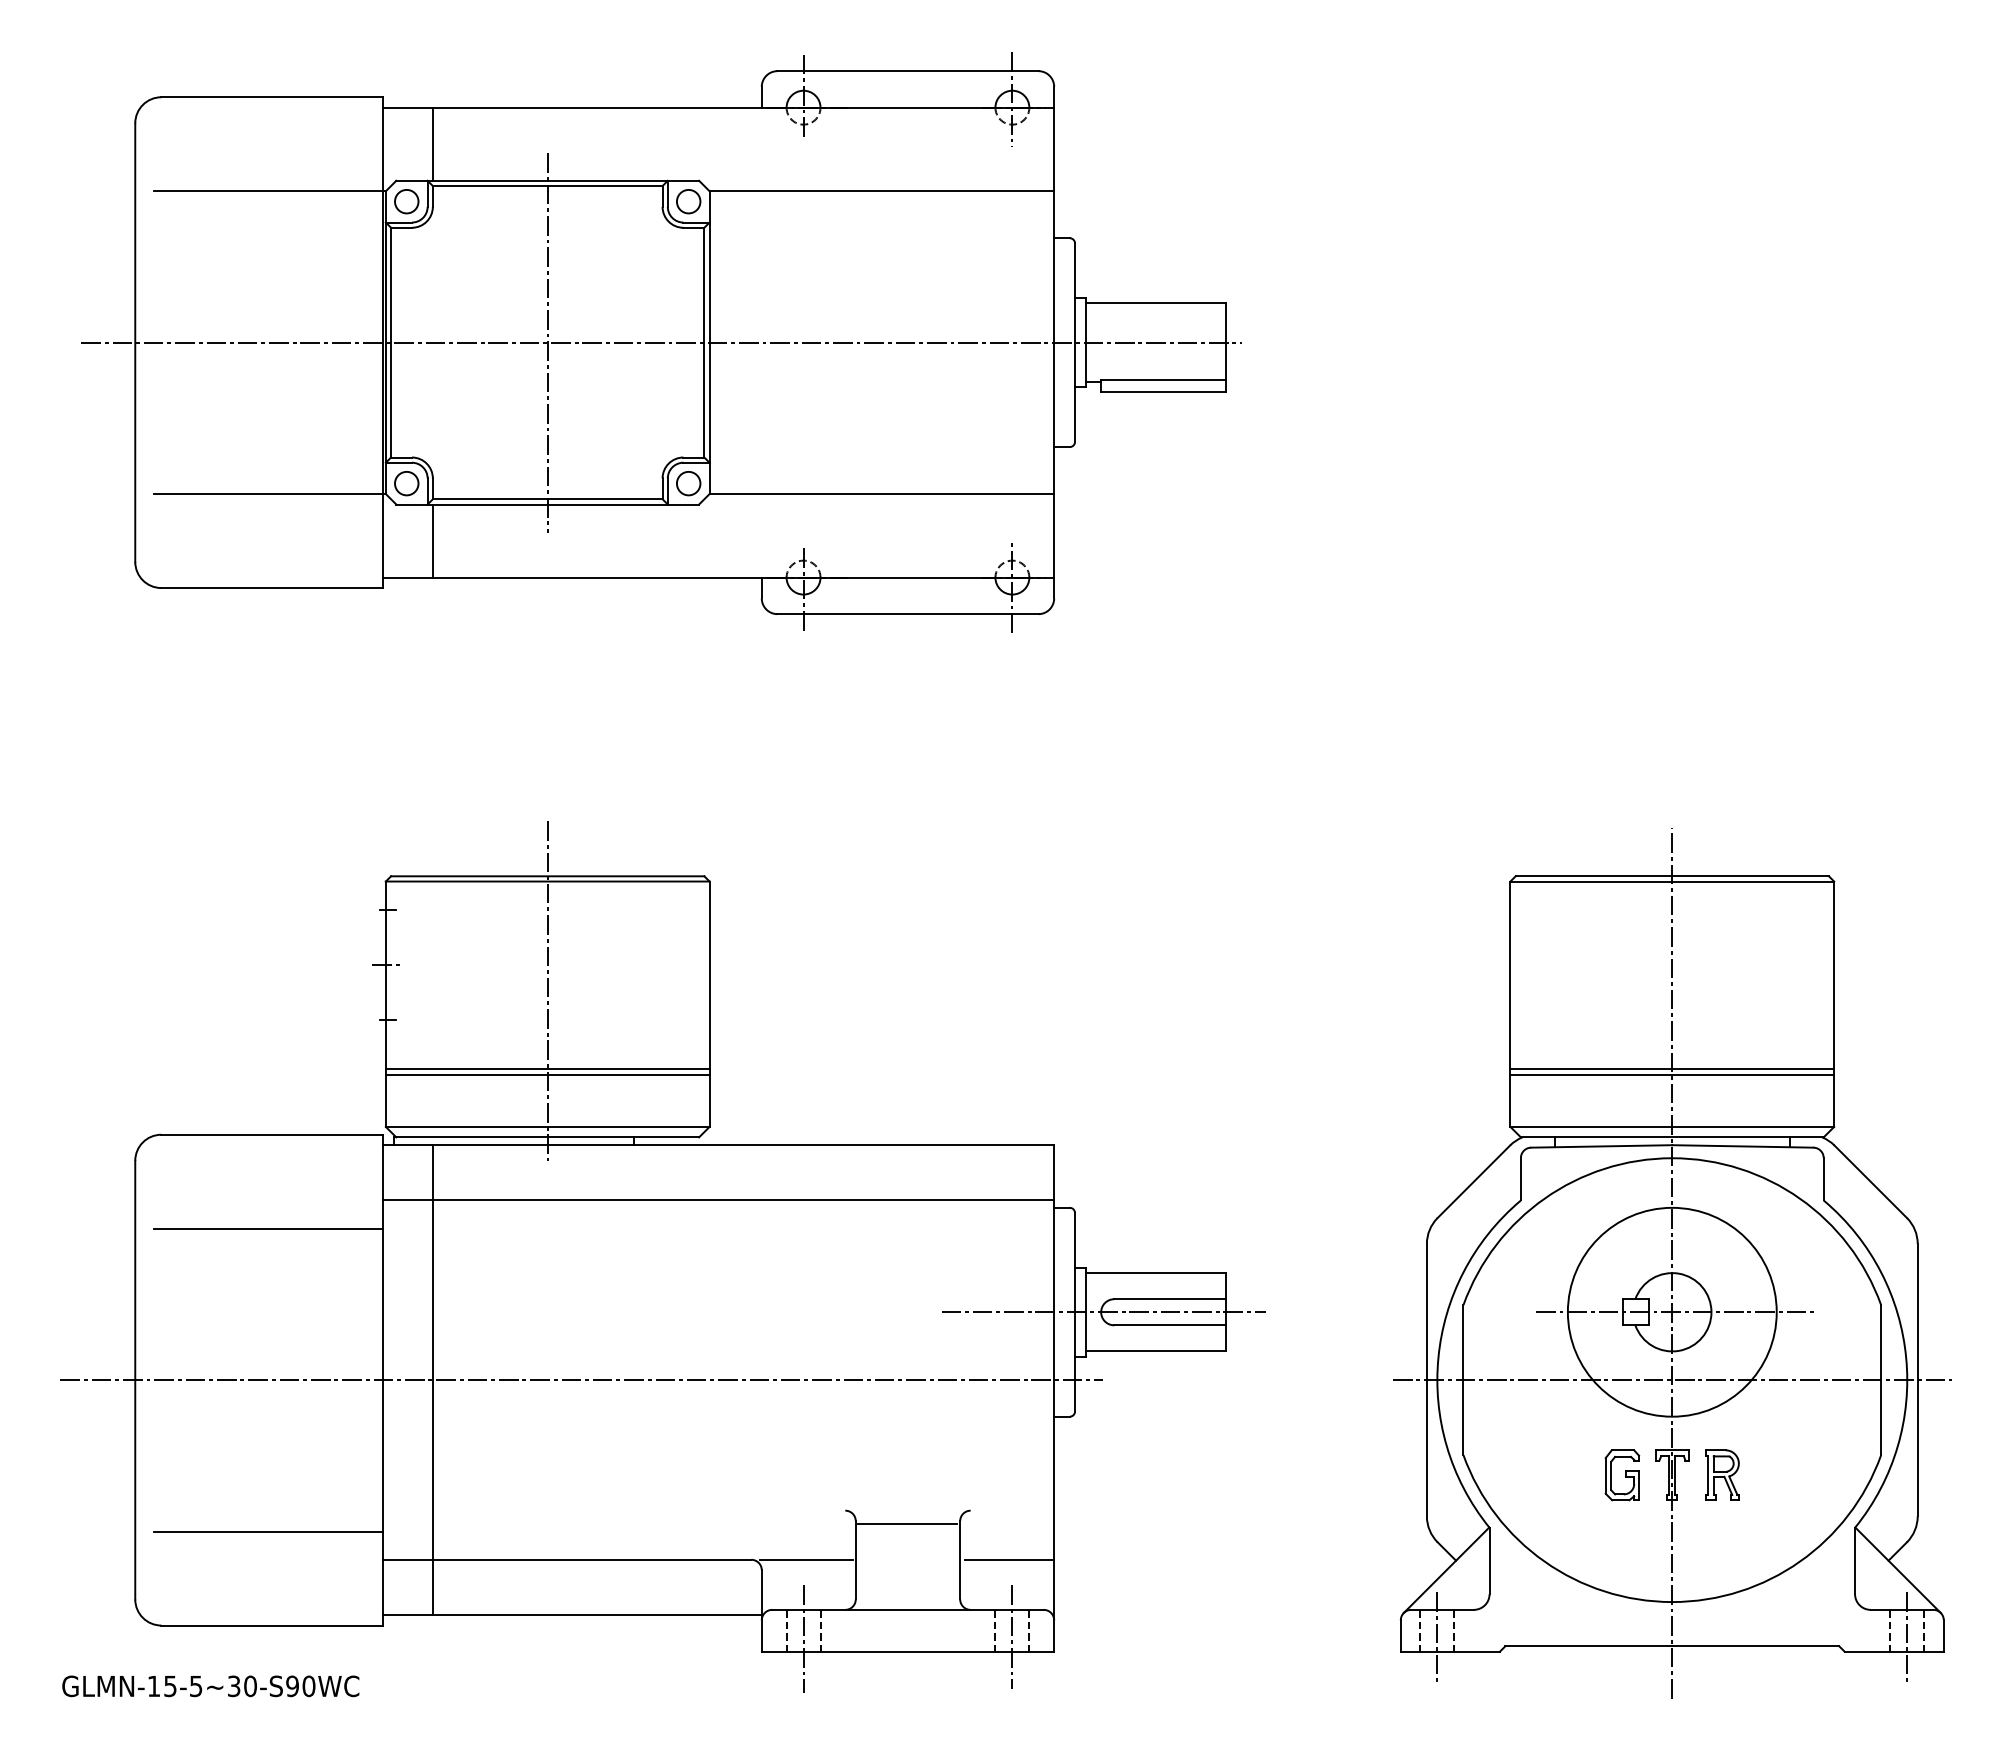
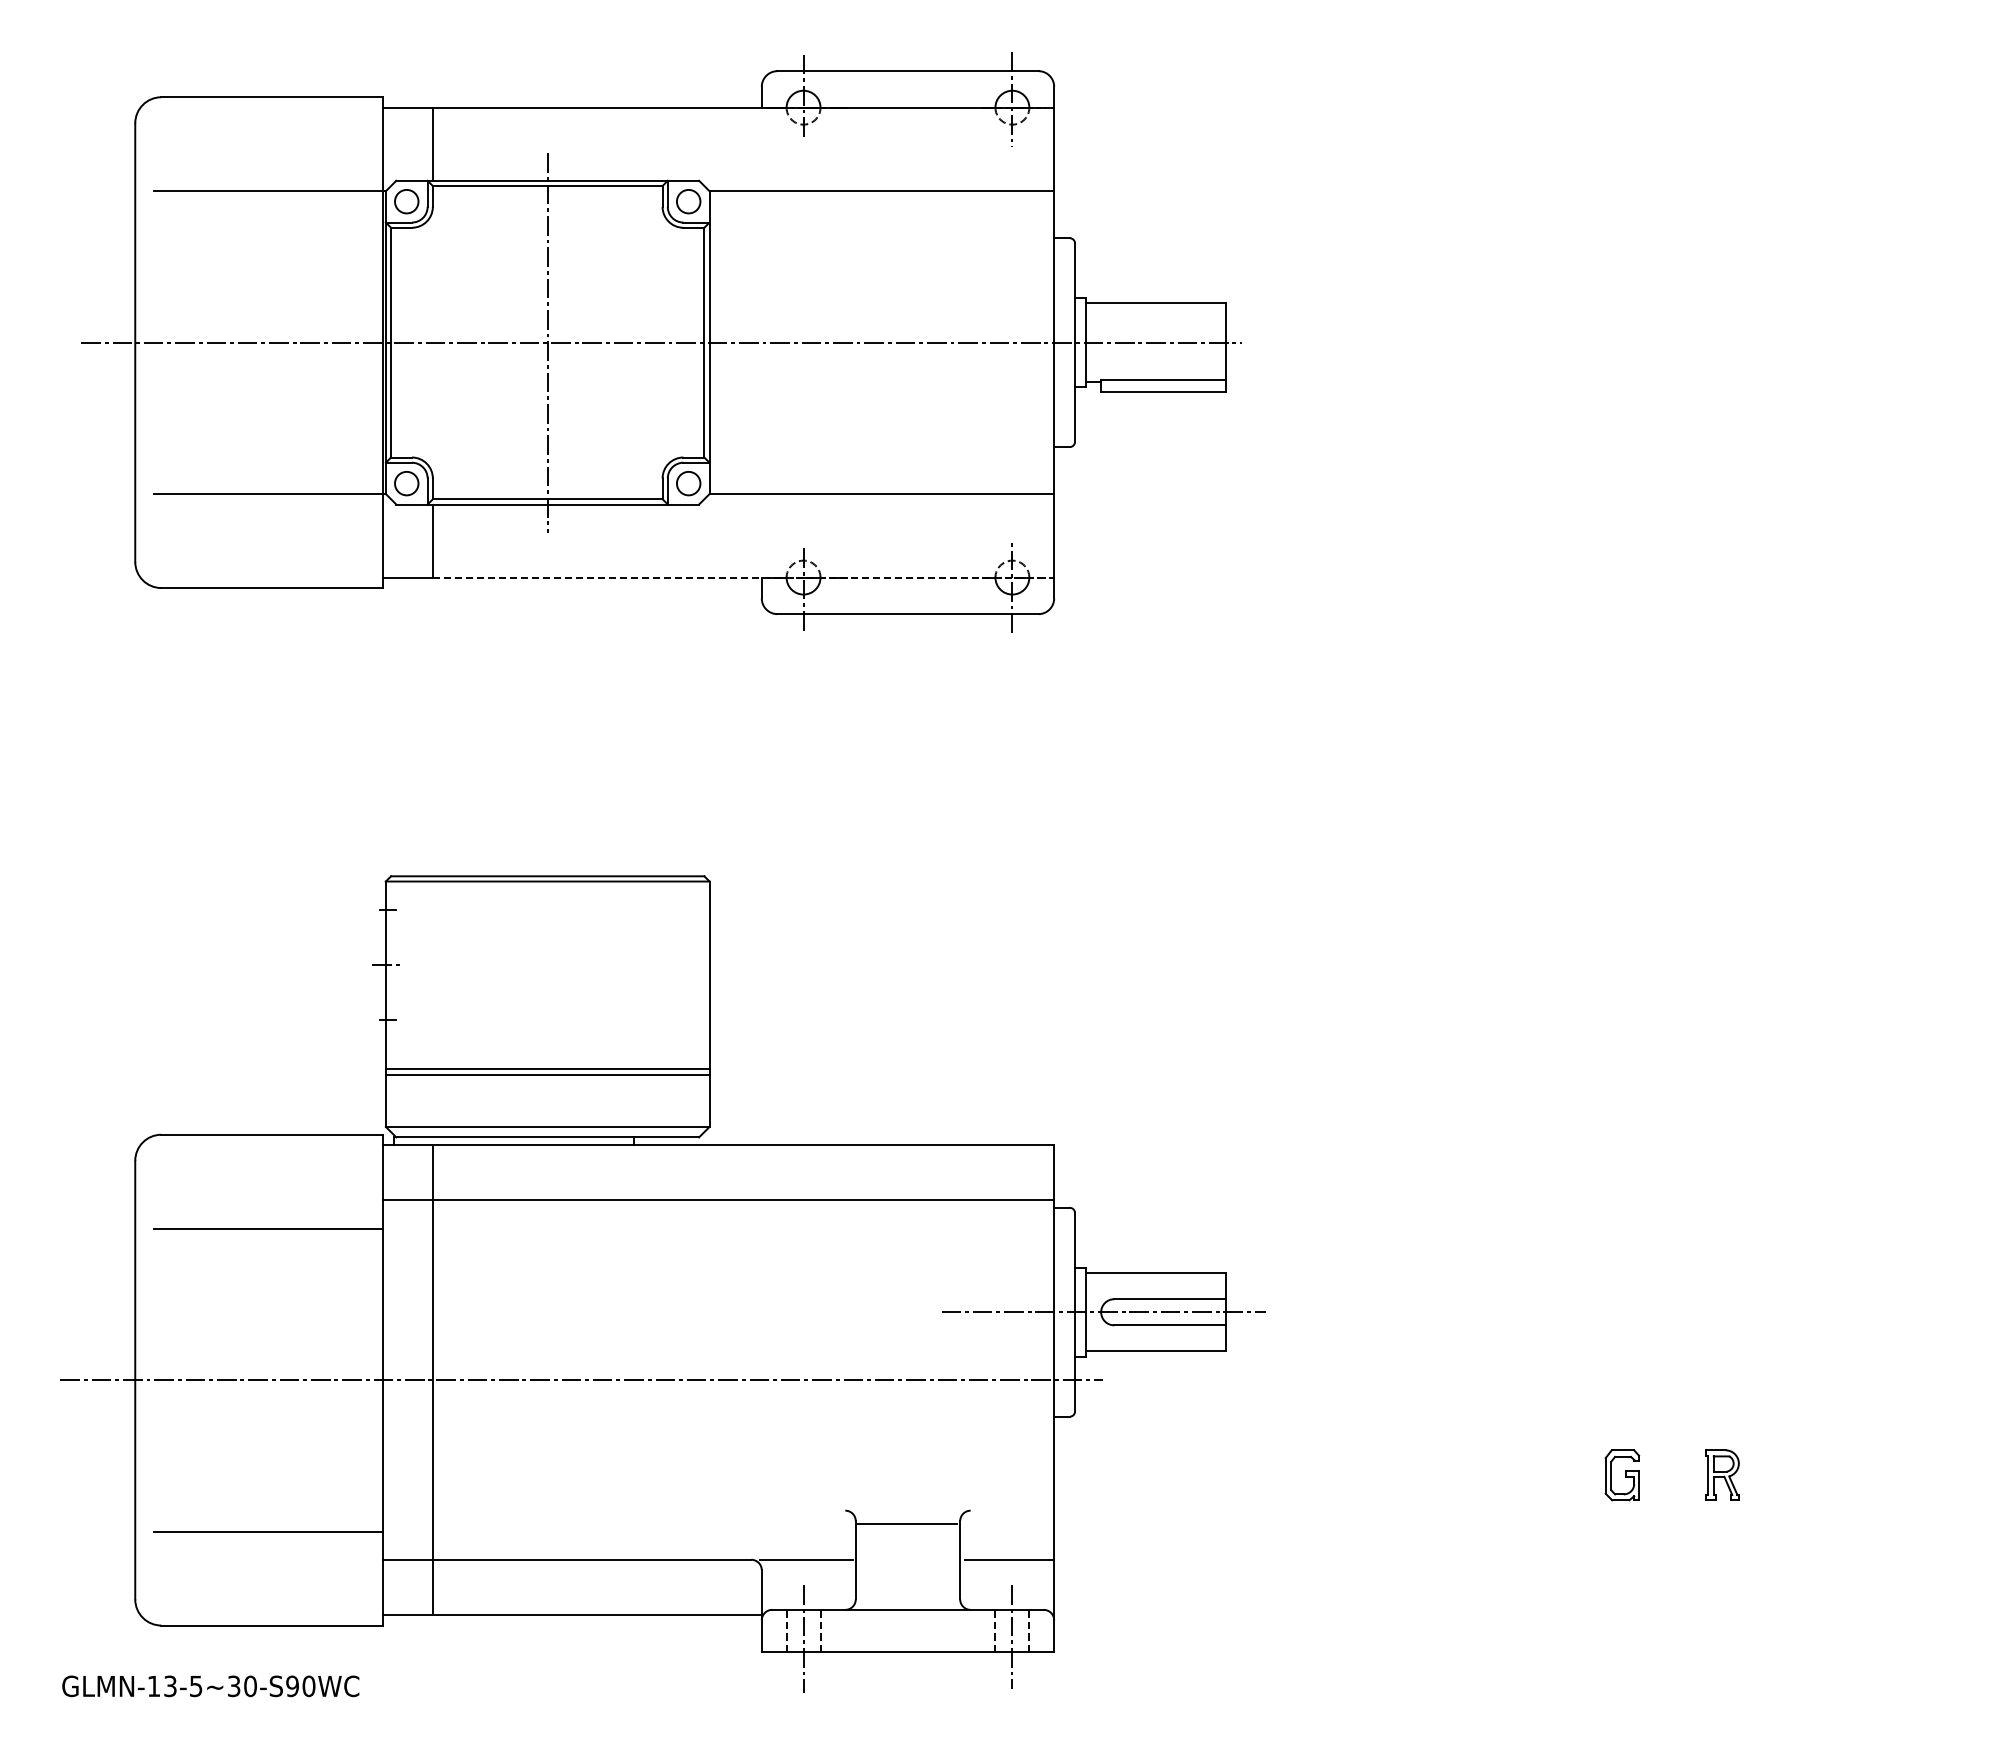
line: solid -> dashed (743, 577)
line: present -> none (547, 991)
part: present -> none (1672, 1263)
text: GLMN-15-5~30-S90WC -> GLMN-13-5~30-S90WC (170, 1685)
